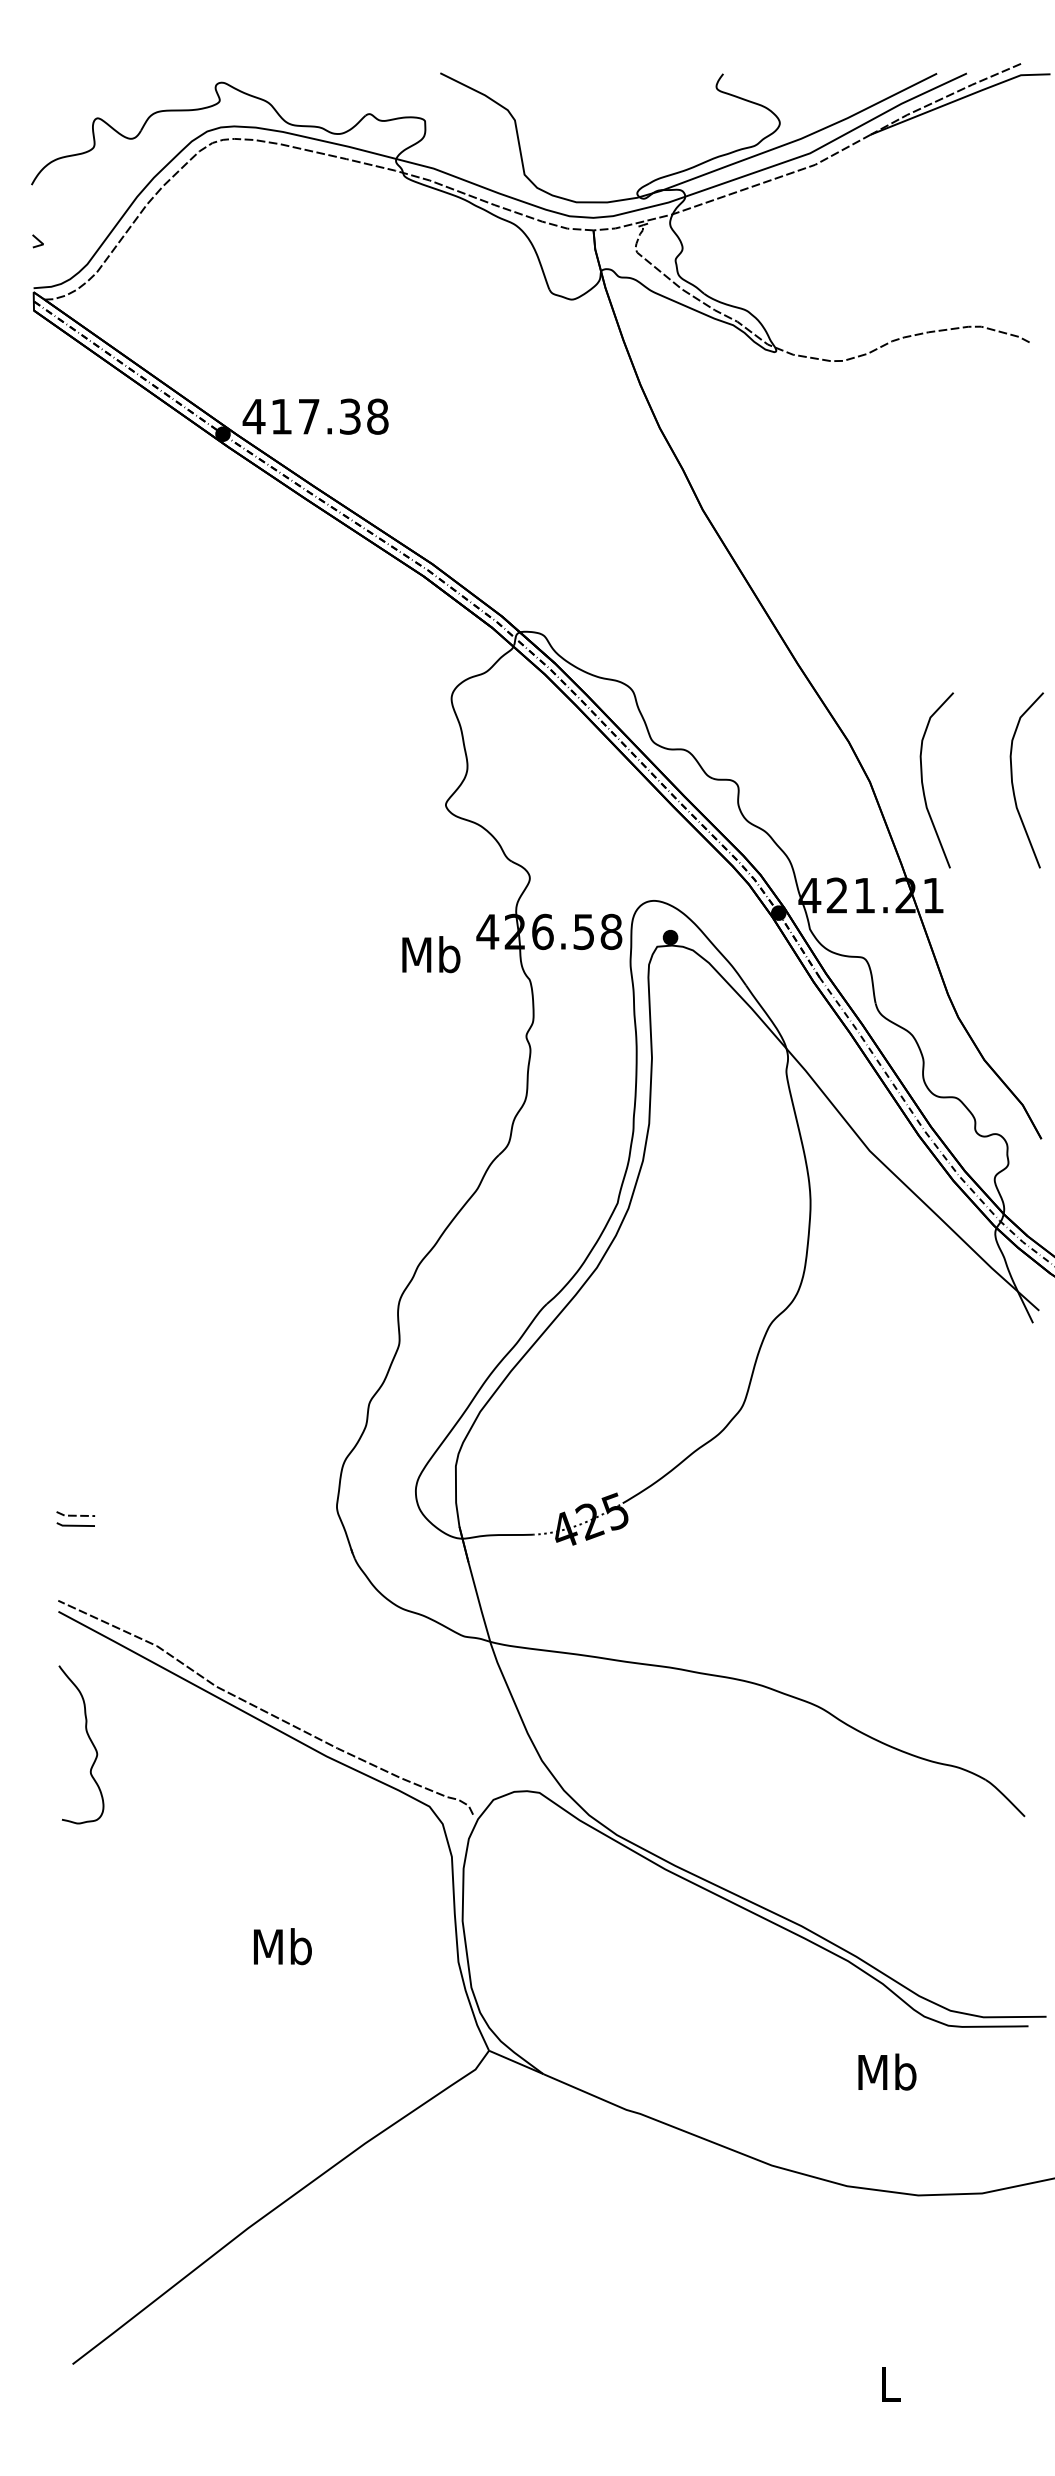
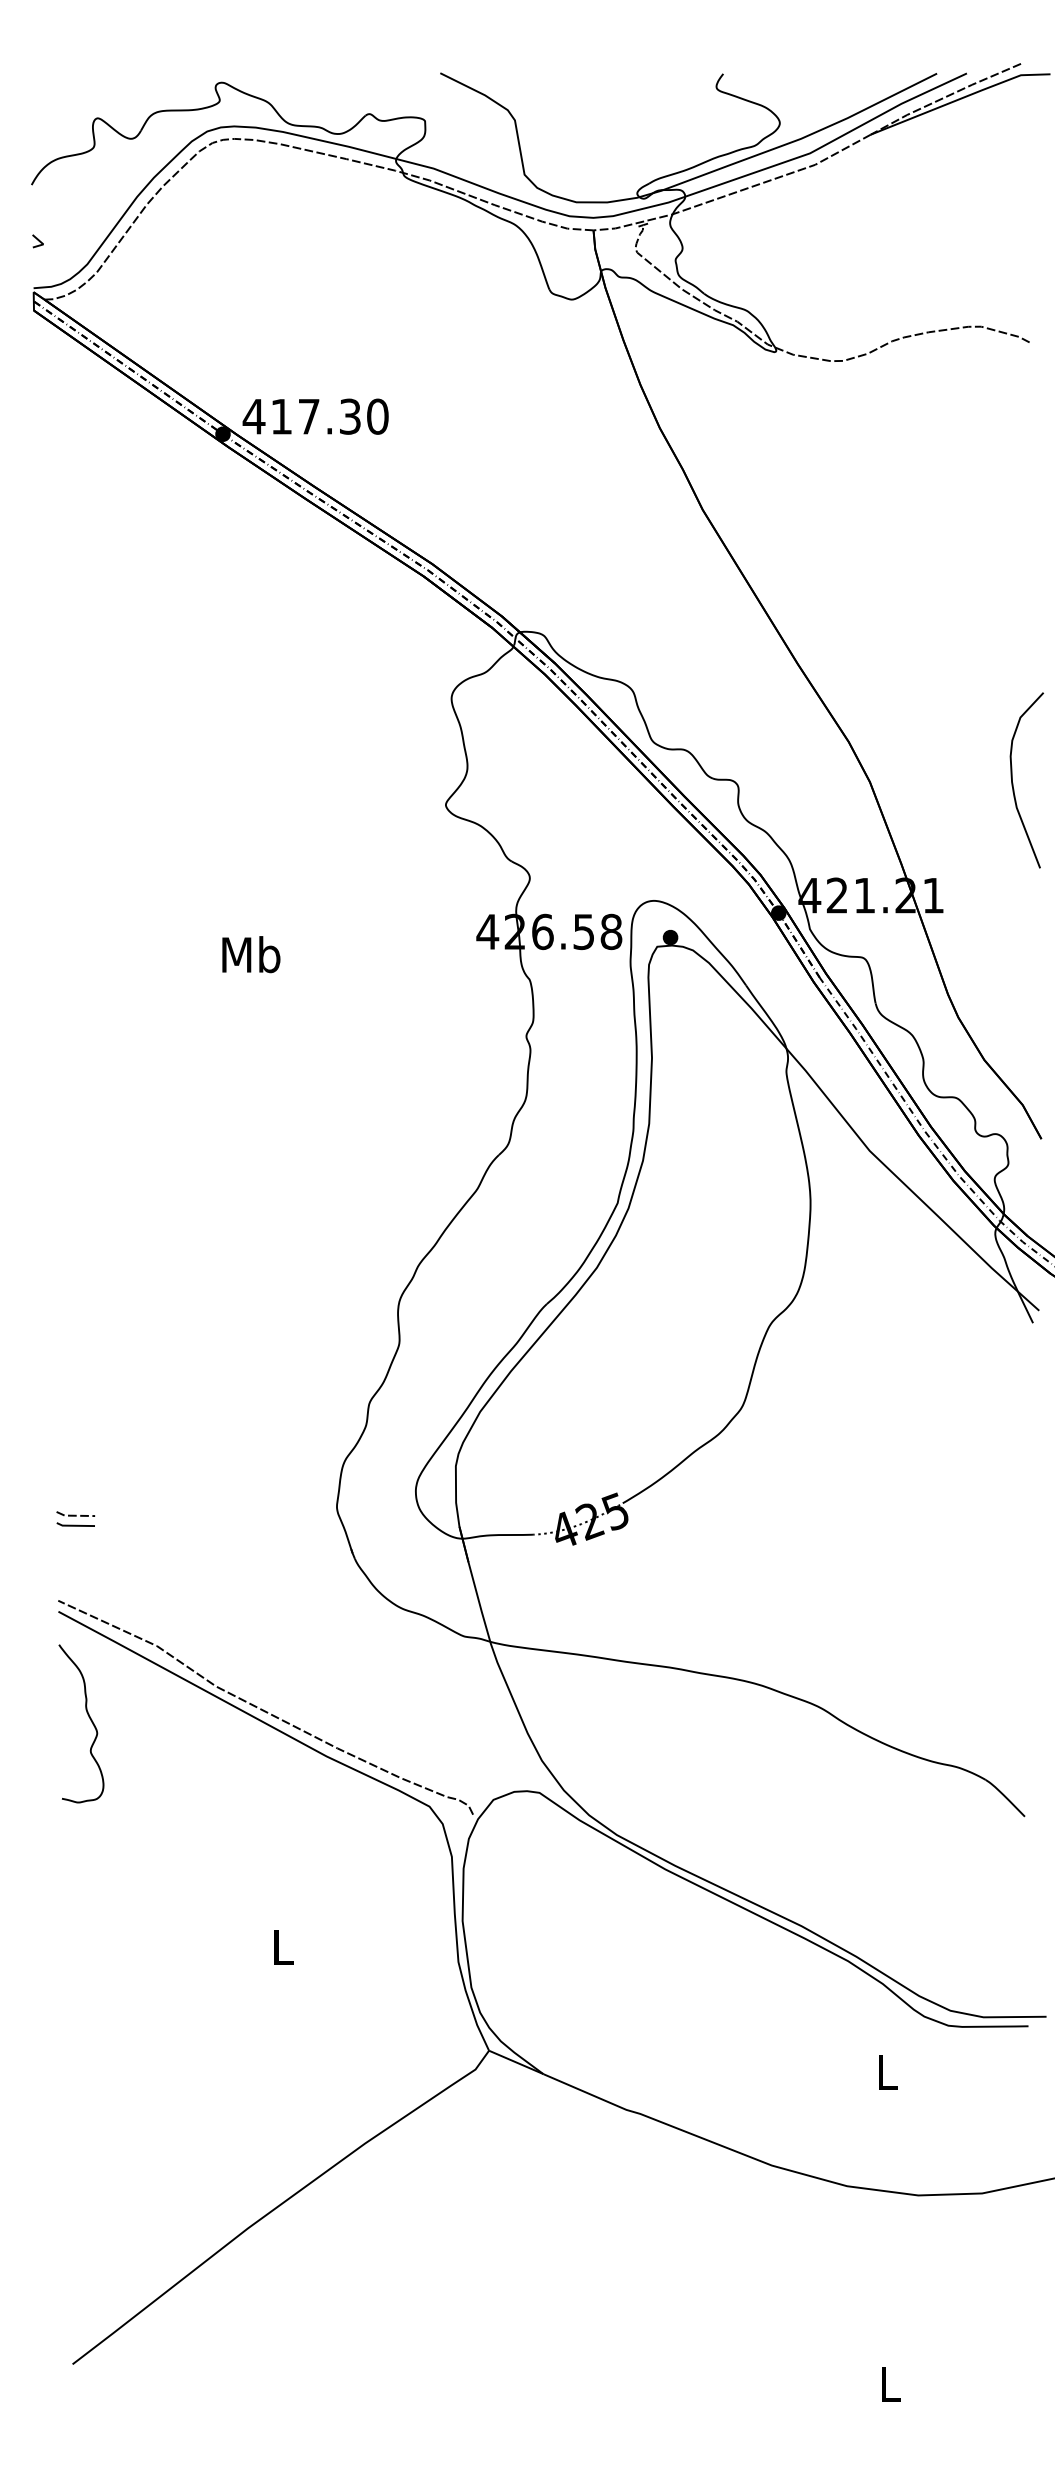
text: 417.38 -> 417.30 (377, 416)
curve: present -> none (923, 783)
text position: (431, 954) -> (251, 954) (251, 954)
curve position: (88, 1738) -> (88, 1717) (88, 1717)
text: Mb -> L (282, 1946)
text: Mb -> L (887, 2071)
